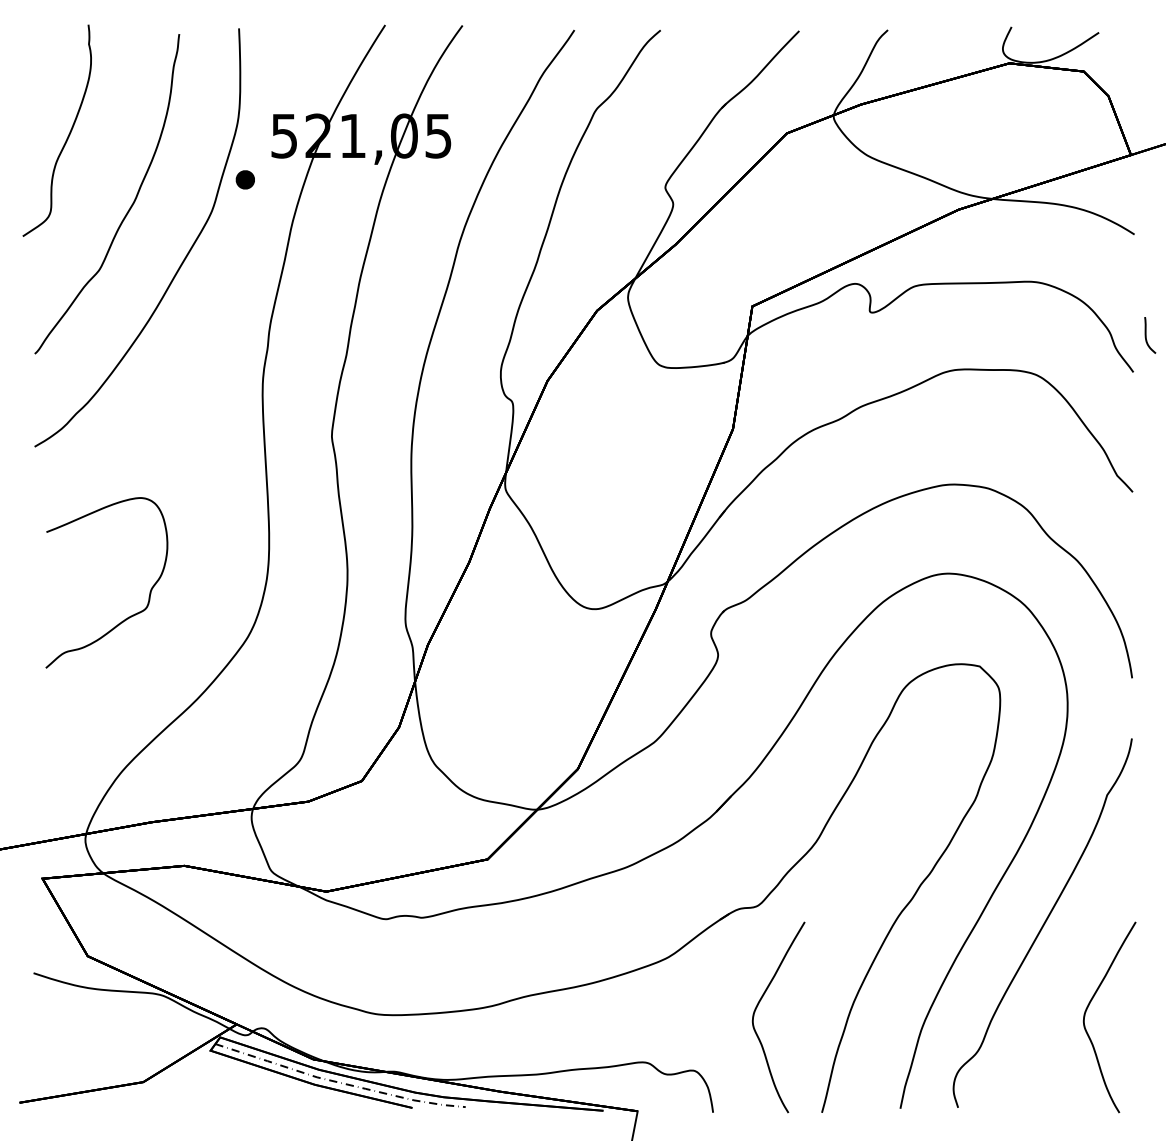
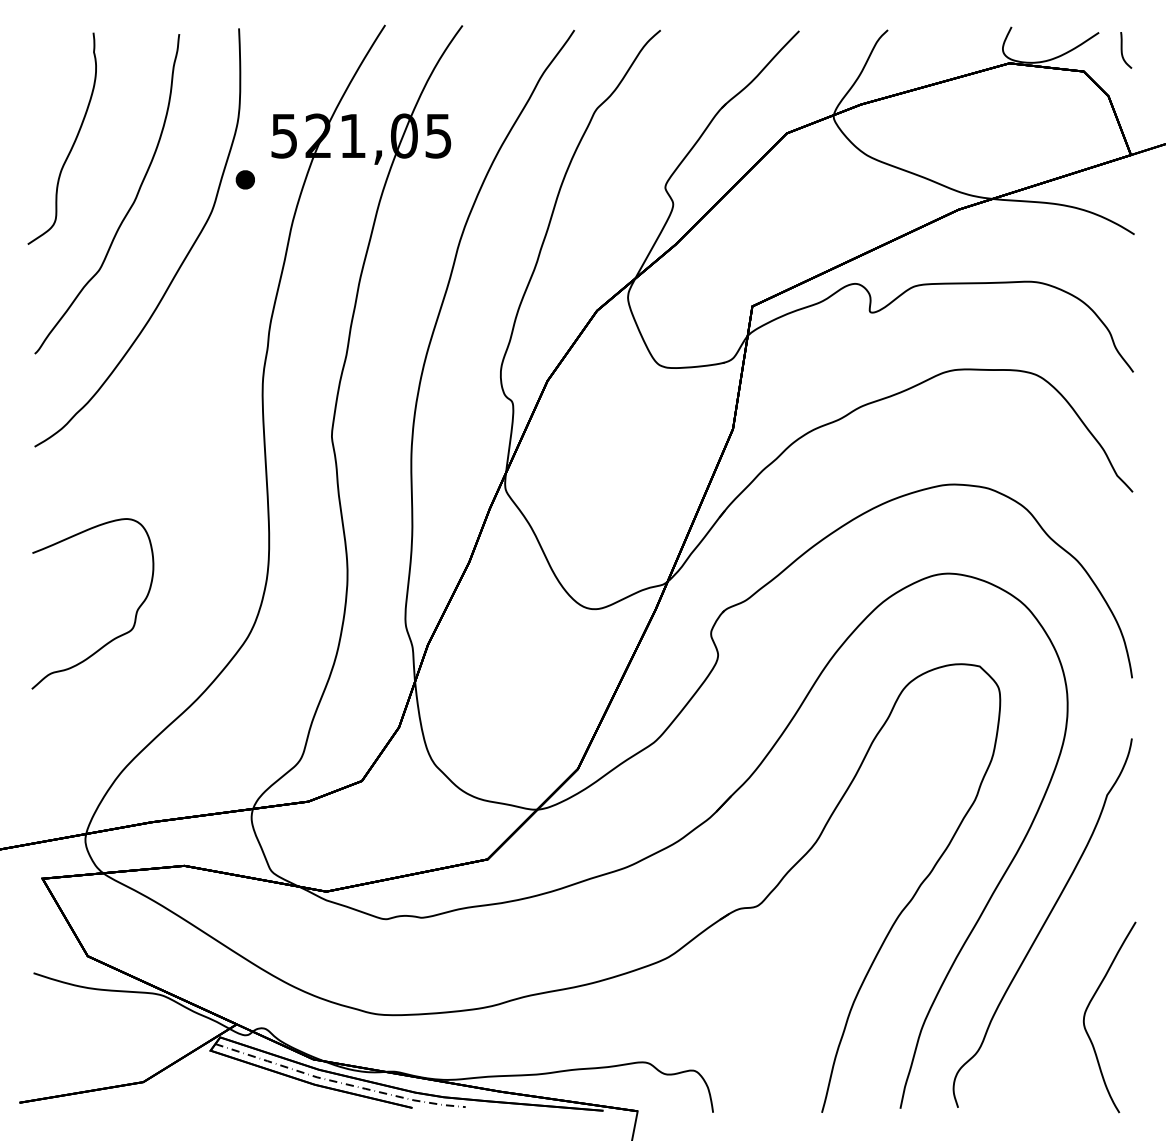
curve position: (67, 136) -> (72, 144) (72, 144)
curve position: (1146, 335) -> (1122, 50) (1122, 50)
curve position: (125, 618) -> (111, 639) (111, 639)
curve: present -> none (757, 1007)
